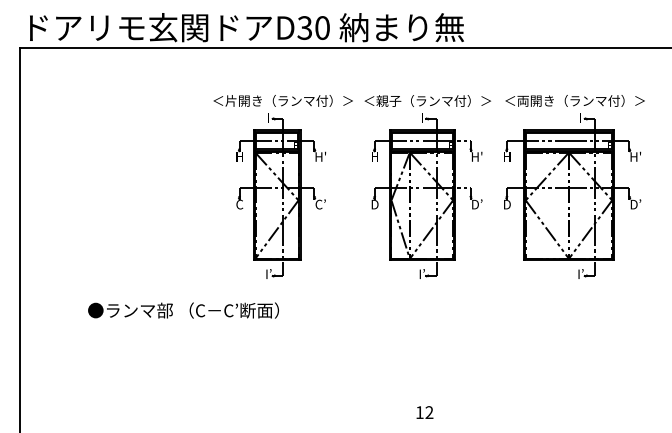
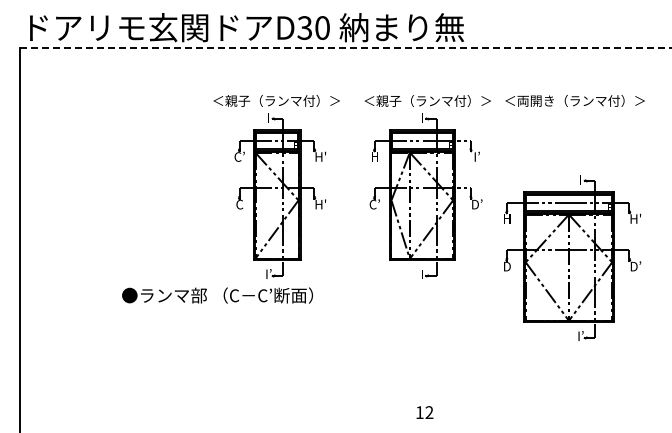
line: solid -> dashed (346, 48)
text: ＜片開き（ランマ付）＞ -> ＜親子（ランマ付）＞ (288, 100)
text: H -> C’ (239, 156)
text: H' -> I’ (476, 156)
part position: (572, 195) -> (572, 257) (572, 257)
text: C’ -> H' (320, 204)
text: D -> C’ (374, 204)
text: I’ -> I (421, 273)
text position: (183, 310) -> (217, 295) (217, 295)
